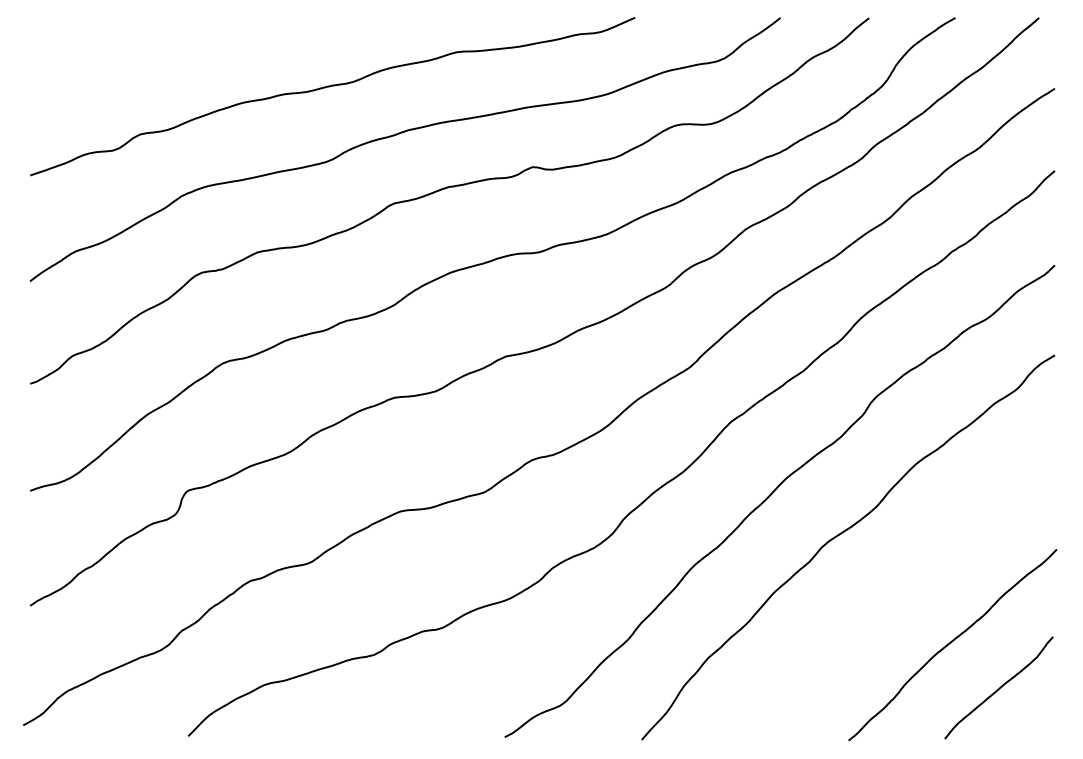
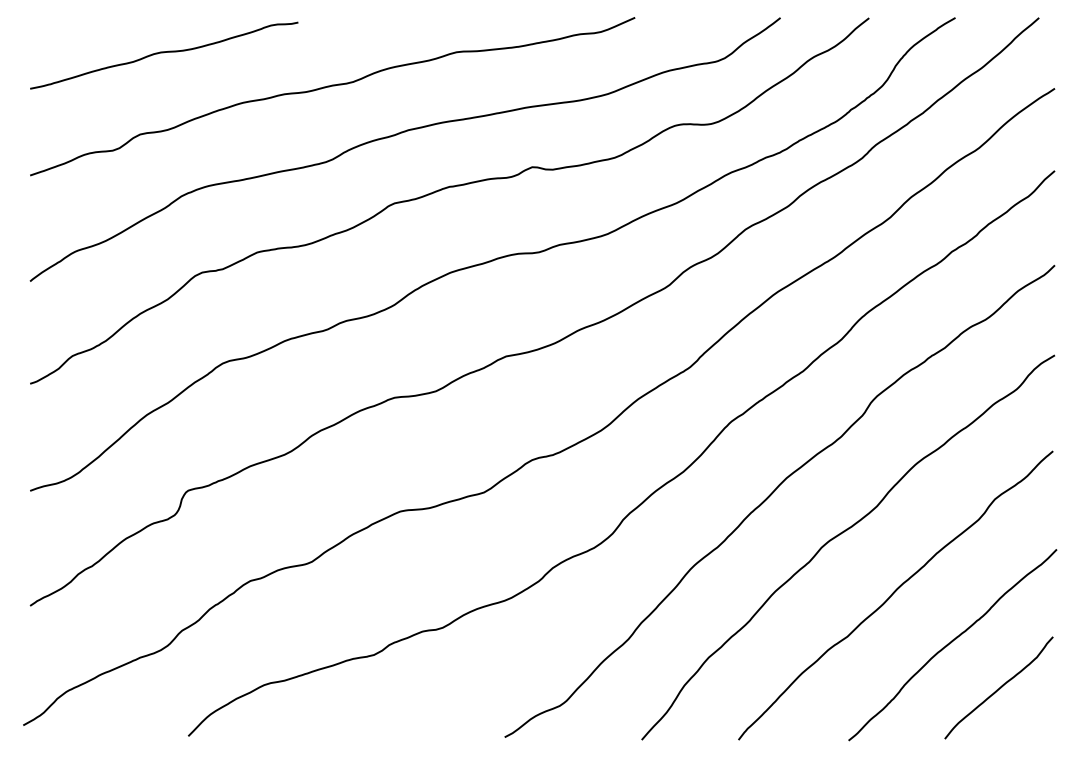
curve: none -> present (164, 53)
curve: none -> present (894, 593)
